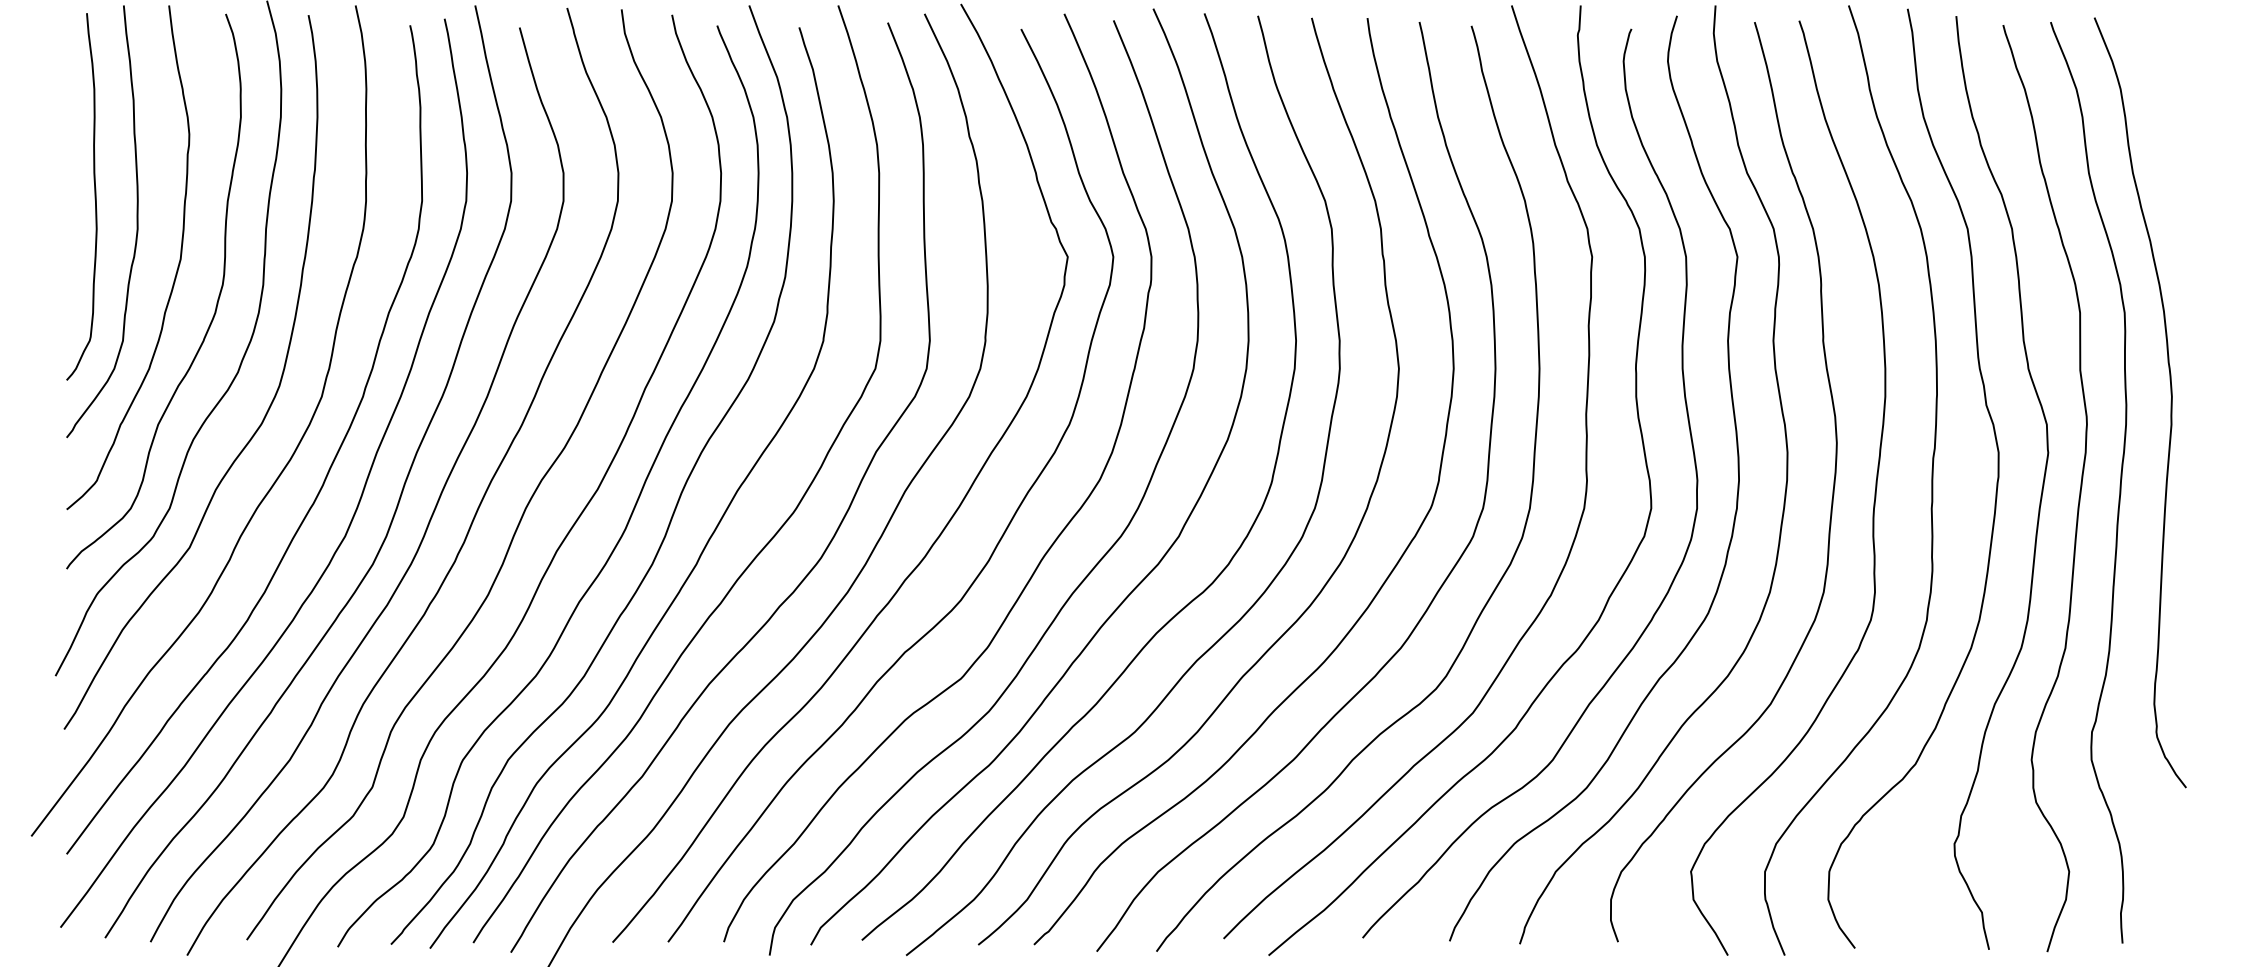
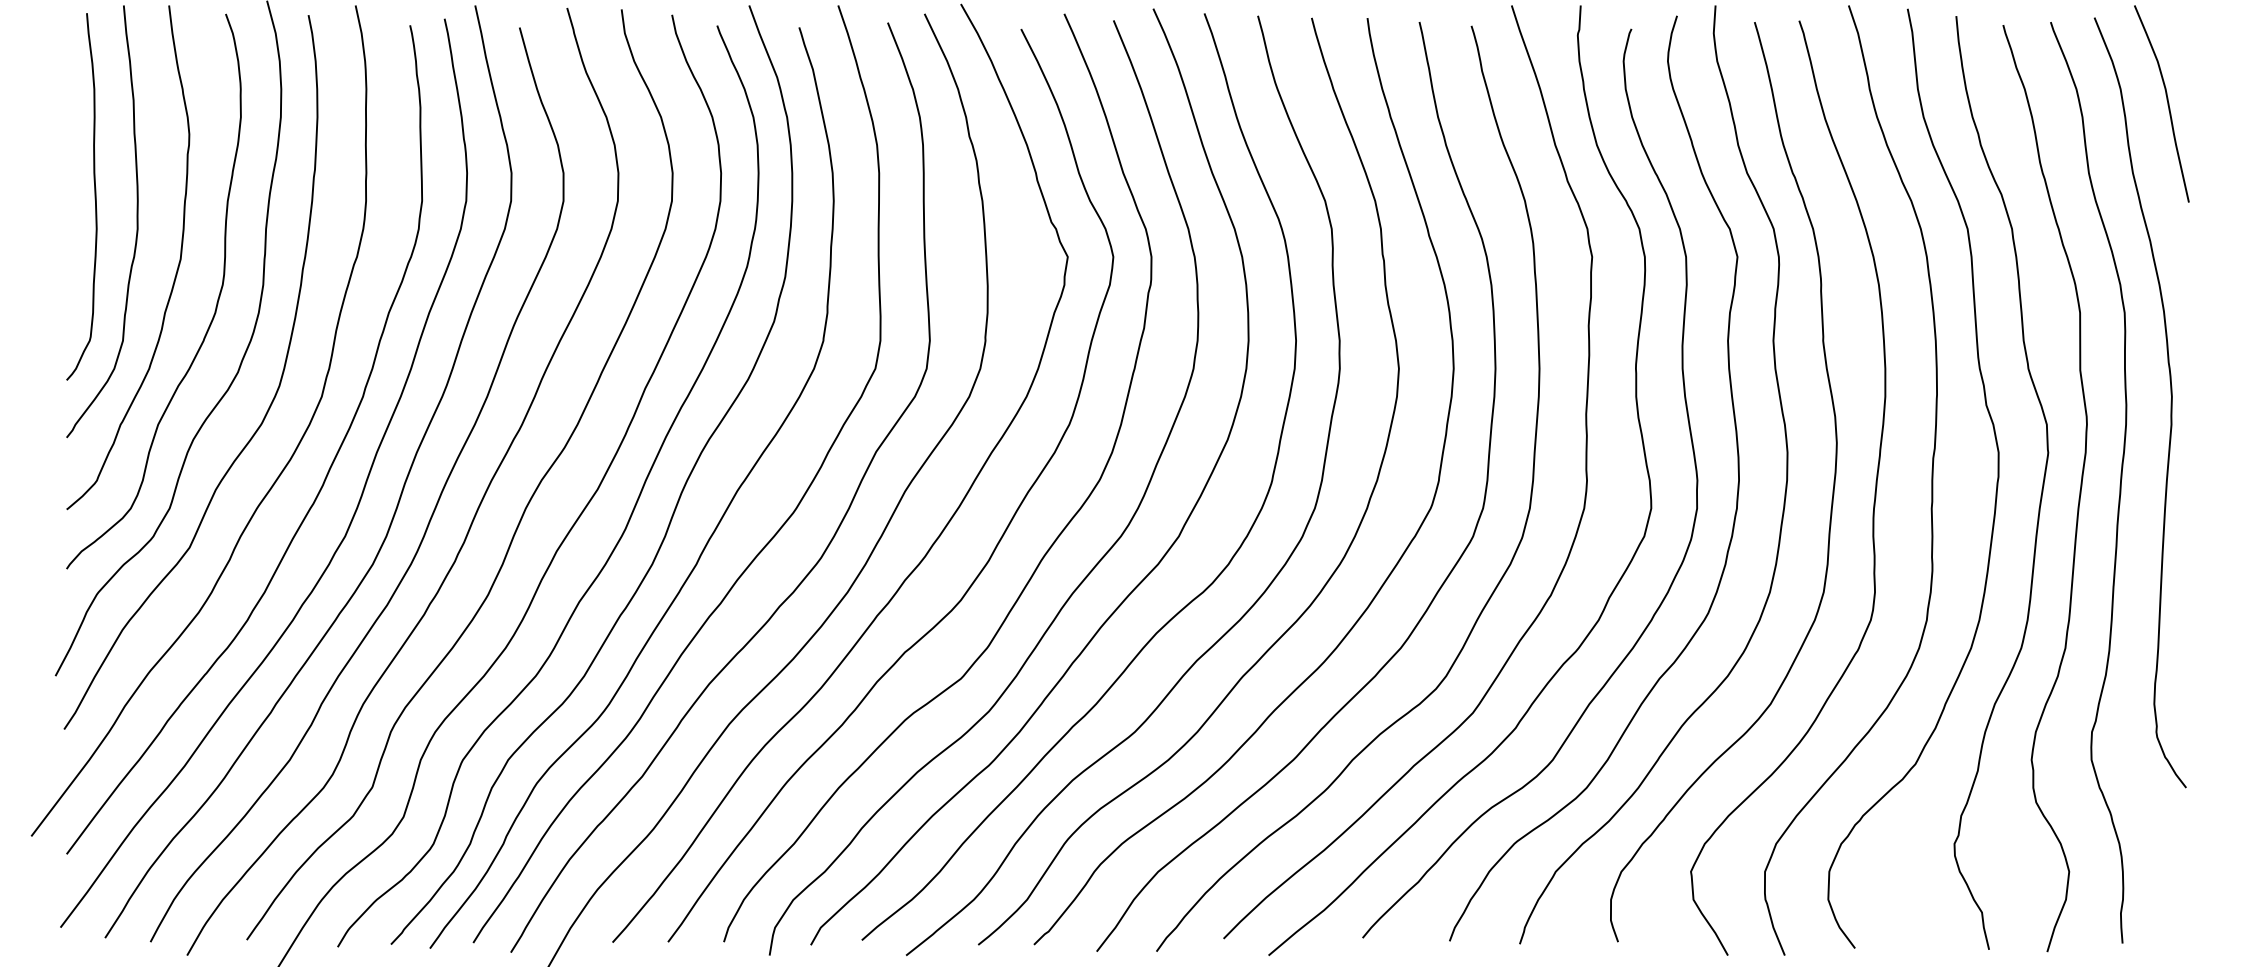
curve: none -> present (2166, 100)
